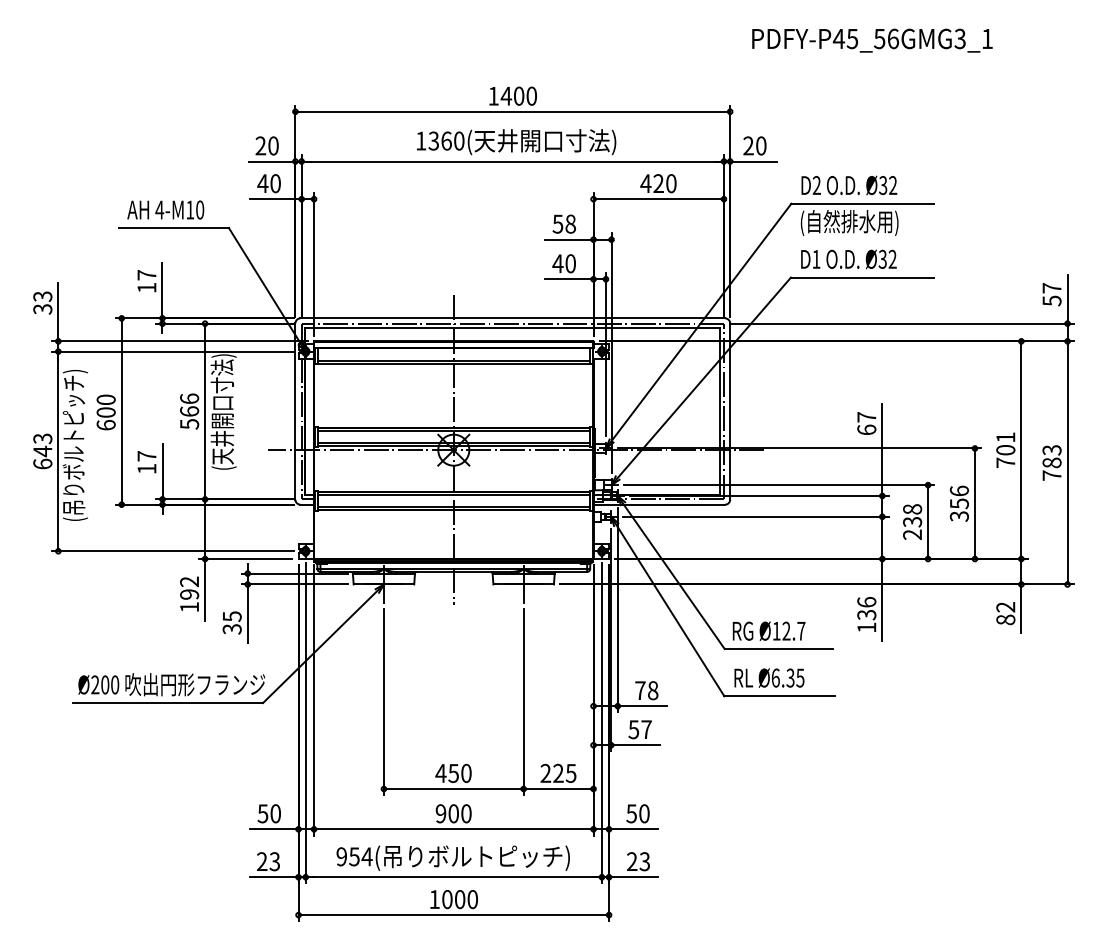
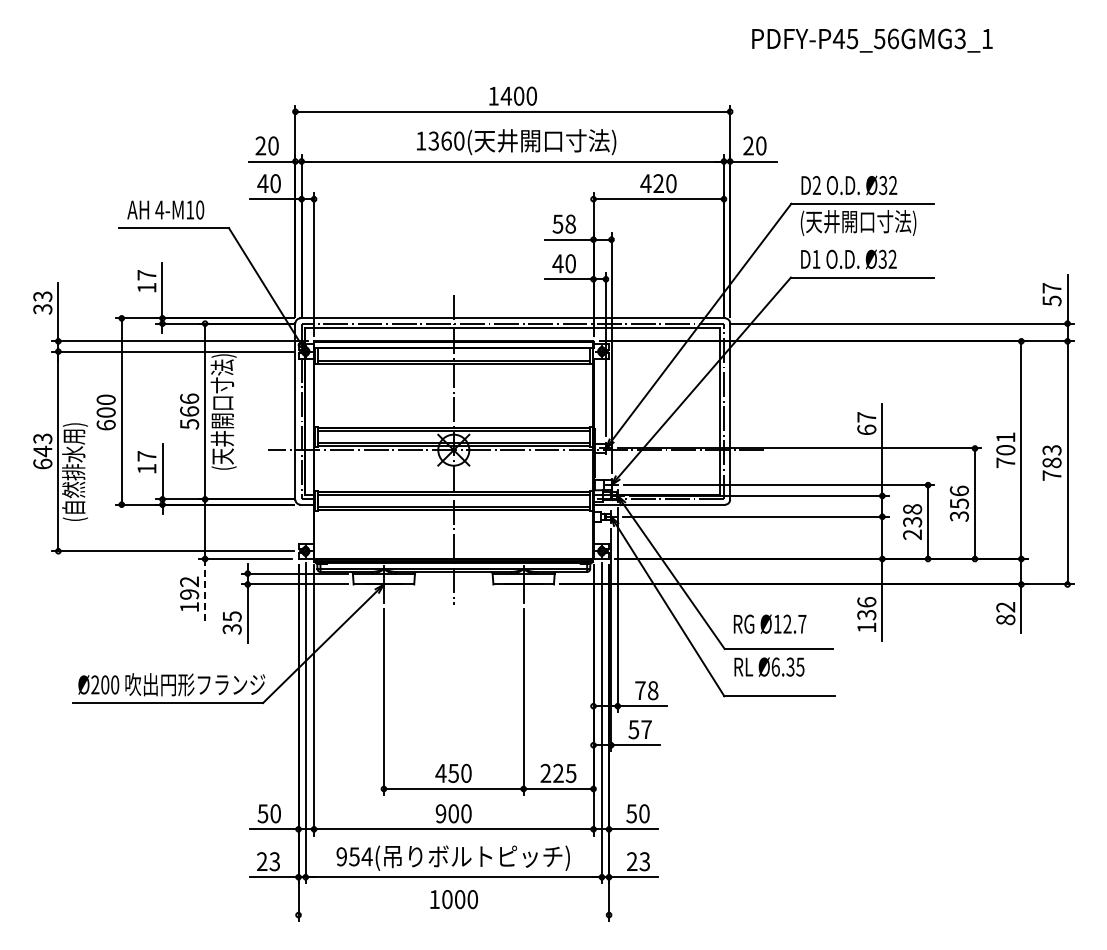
text: (自然排水用) -> (天井開口寸法) (861, 222)
text: (吊りボルトピッチ) -> (自然排水用) (75, 442)
line: solid -> dashed (205, 589)
text position: (768, 630) -> (769, 623) (769, 623)
text position: (769, 677) -> (769, 666) (769, 666)
line: present -> none (453, 915)
